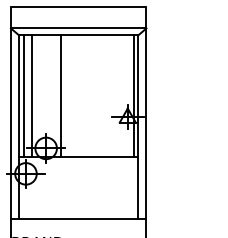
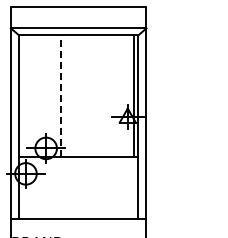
line: present -> none (23, 96)
line: present -> none (32, 96)
line: solid -> dashed (60, 96)
